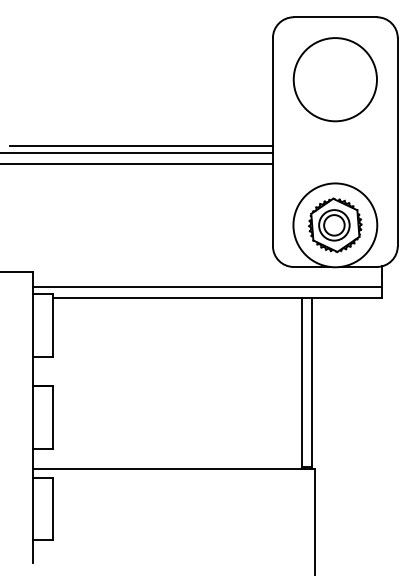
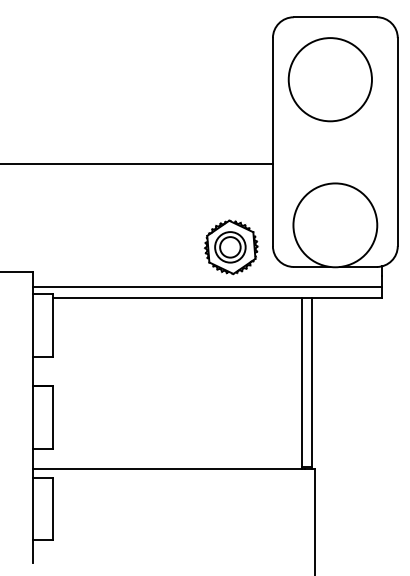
circle position: (334, 79) -> (329, 79) (329, 79)
line: present -> none (141, 146)
line: present -> none (137, 152)
part position: (334, 225) -> (230, 247) (230, 247)
